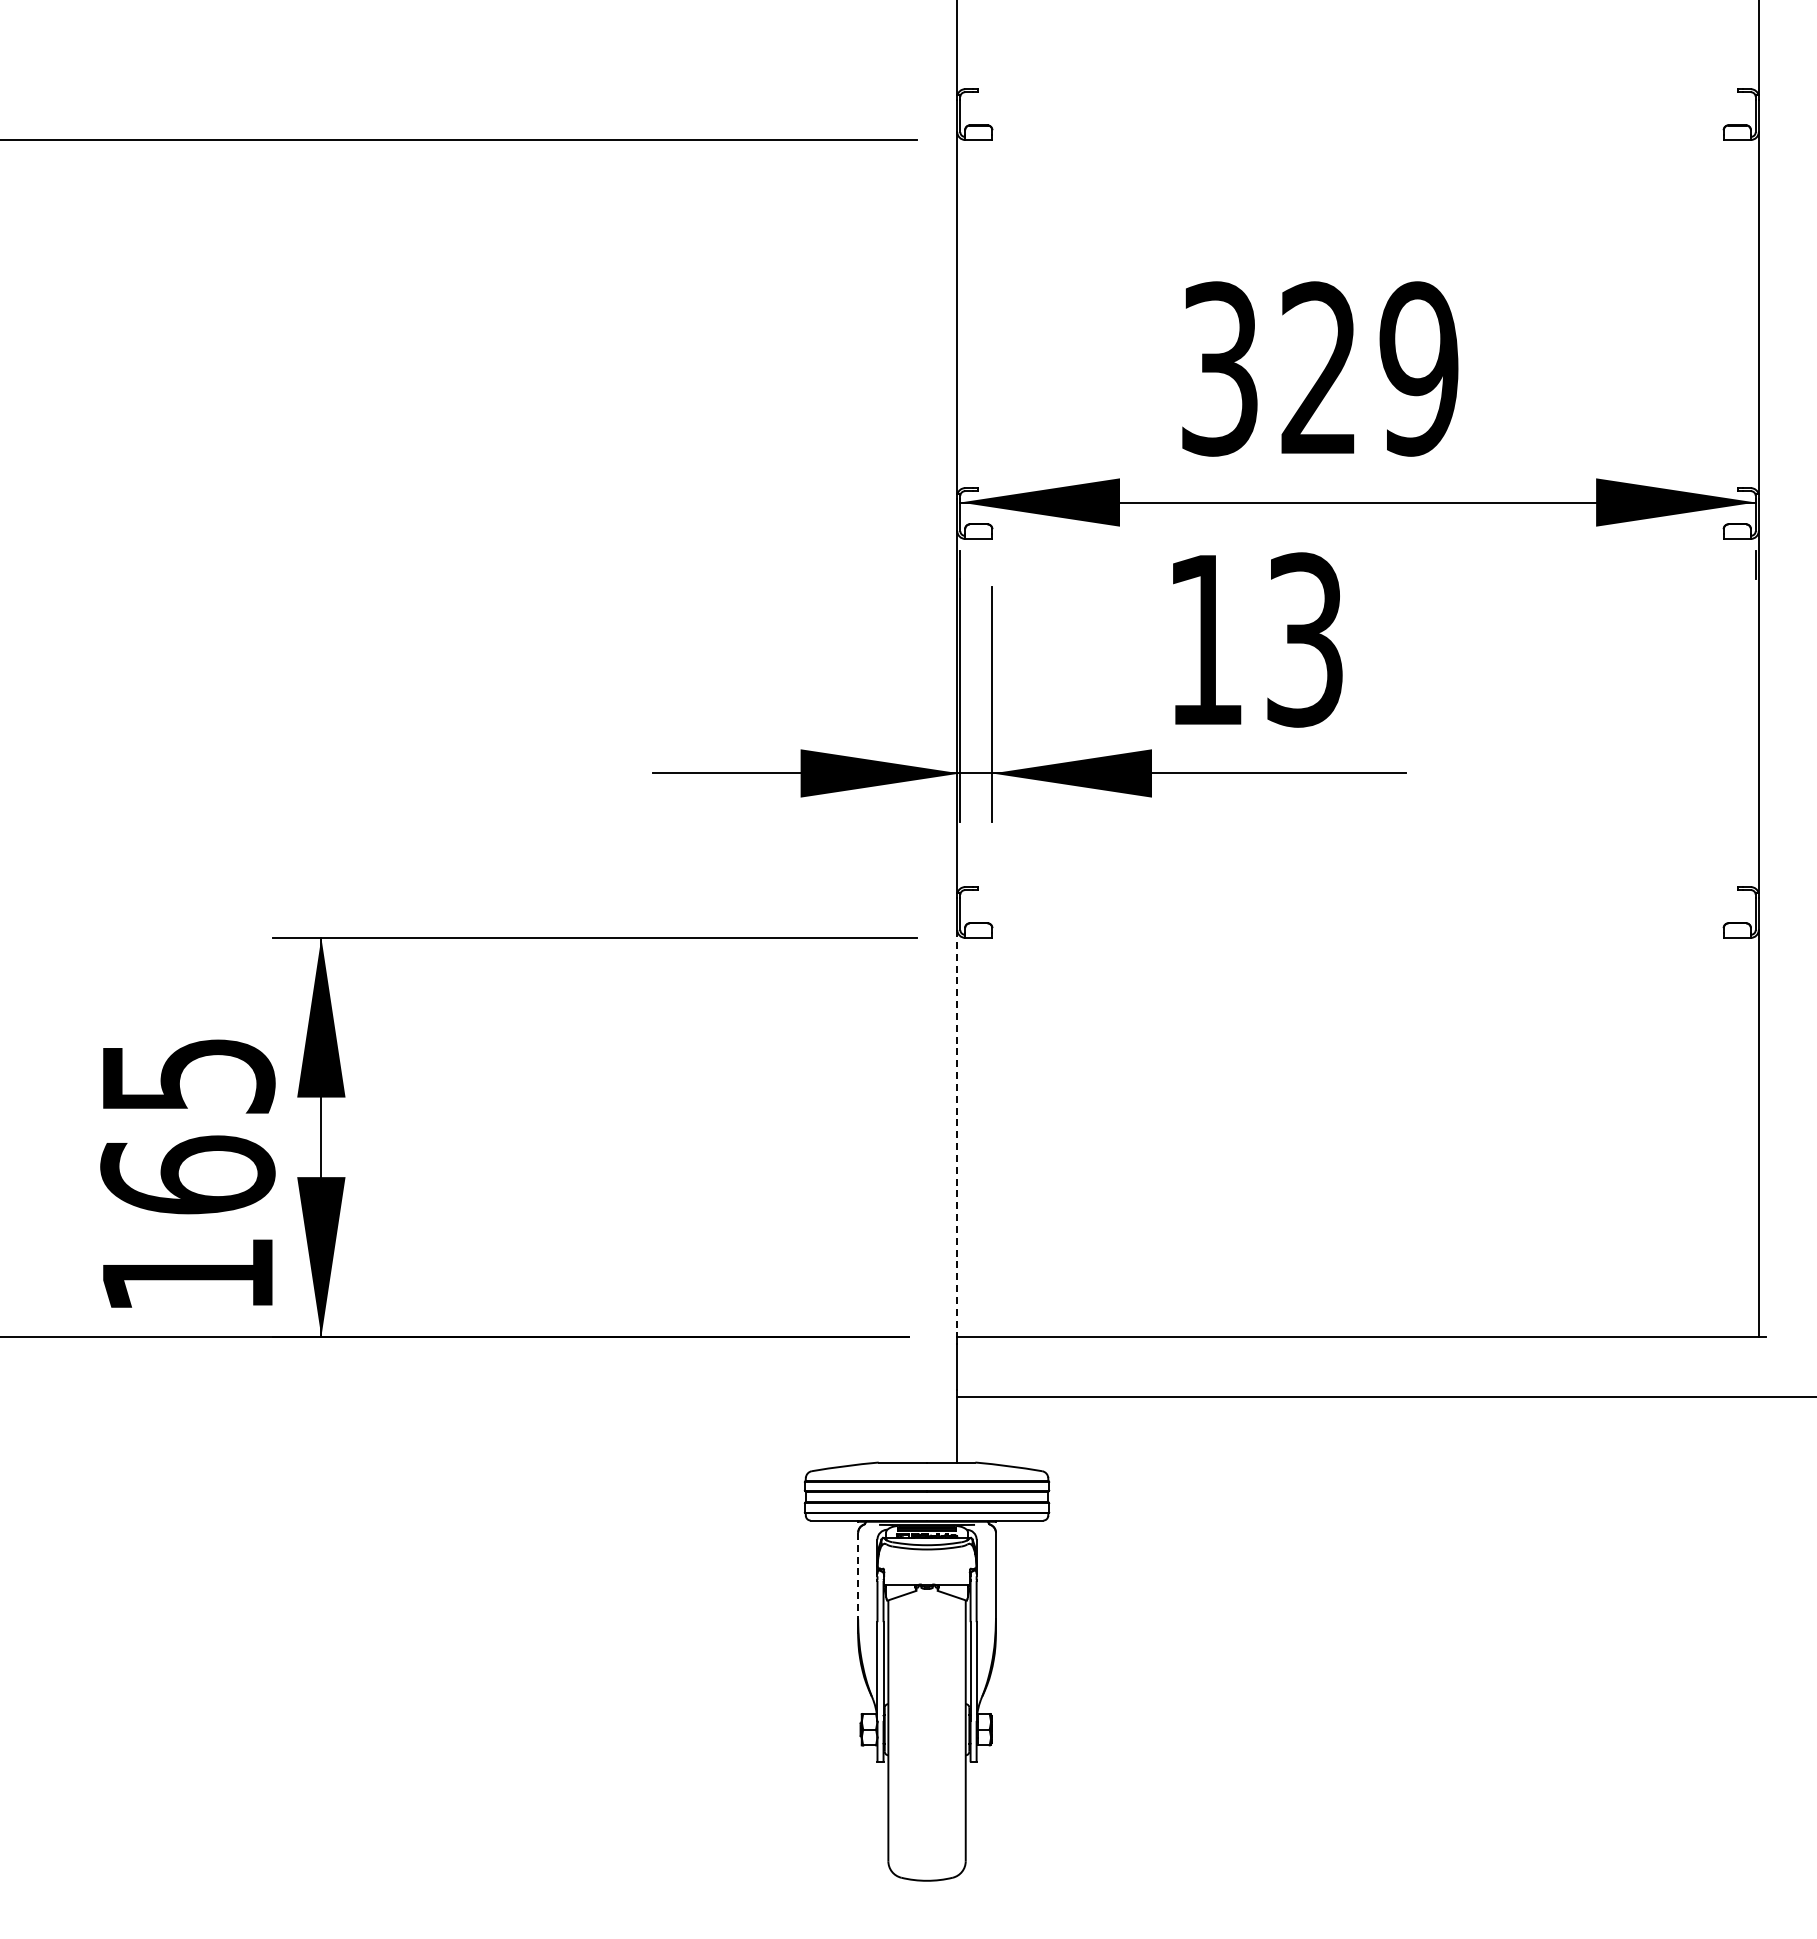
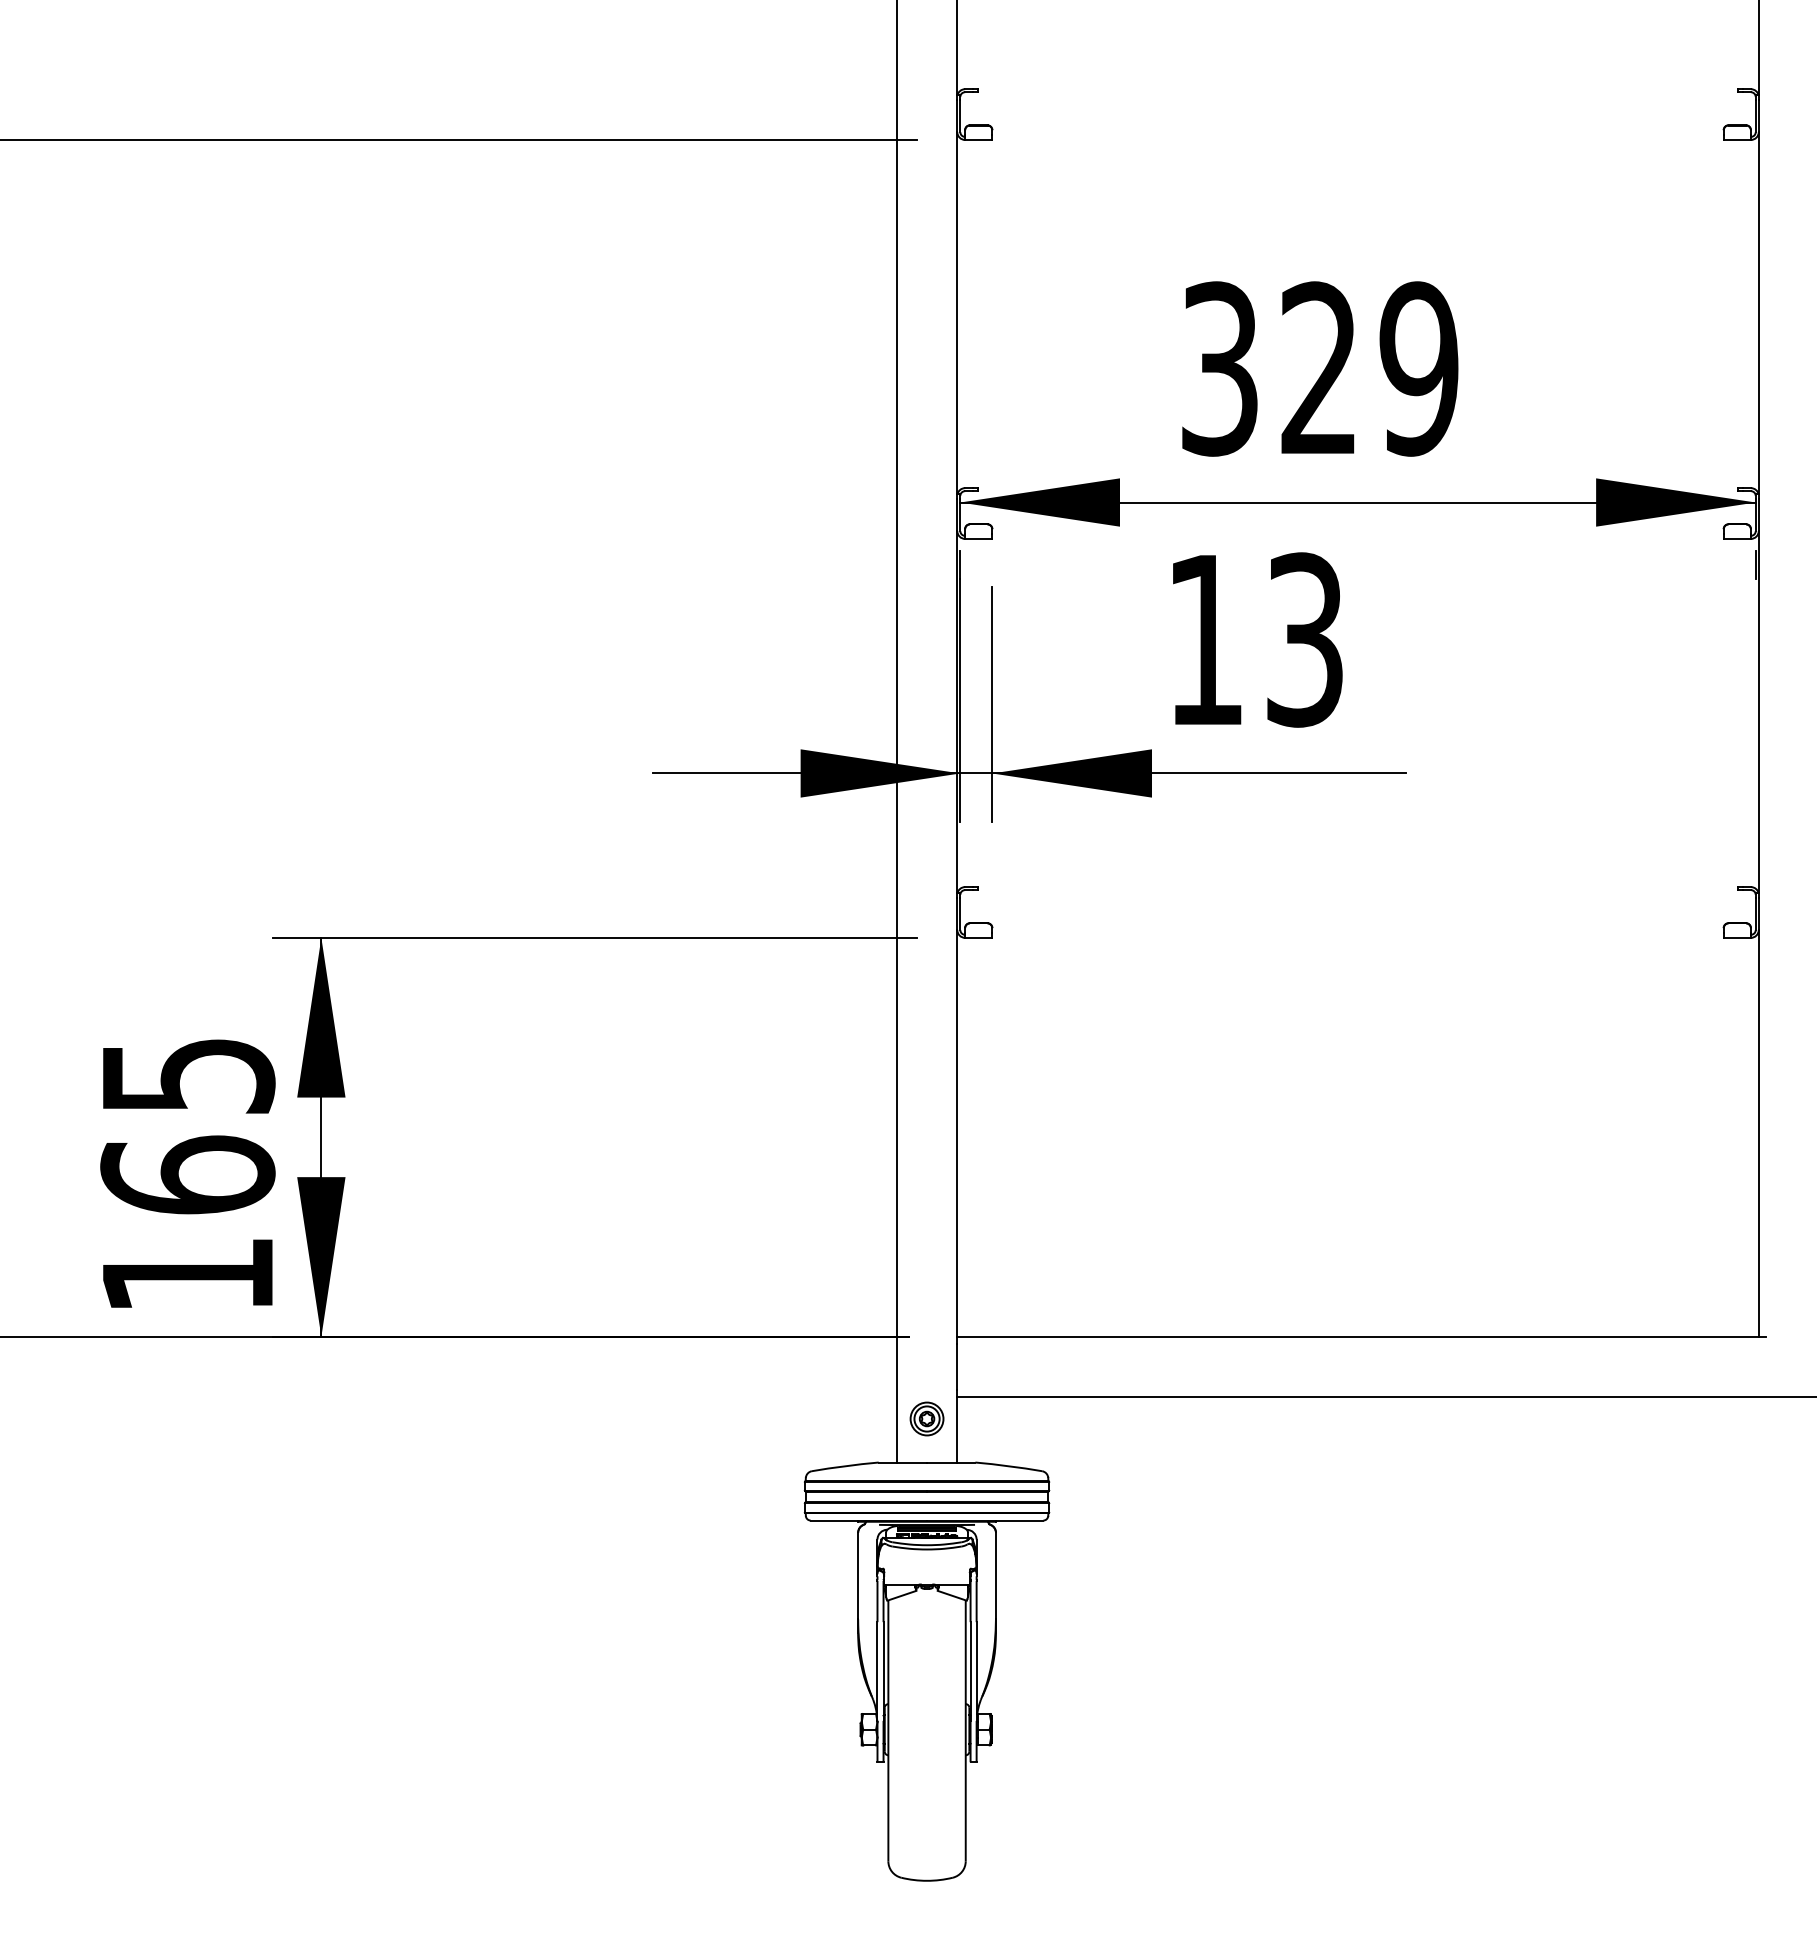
line: none -> present (896, 732)
line: dashed -> solid (957, 1133)
part: none -> present (926, 1418)
line: dashed -> solid (858, 1576)
